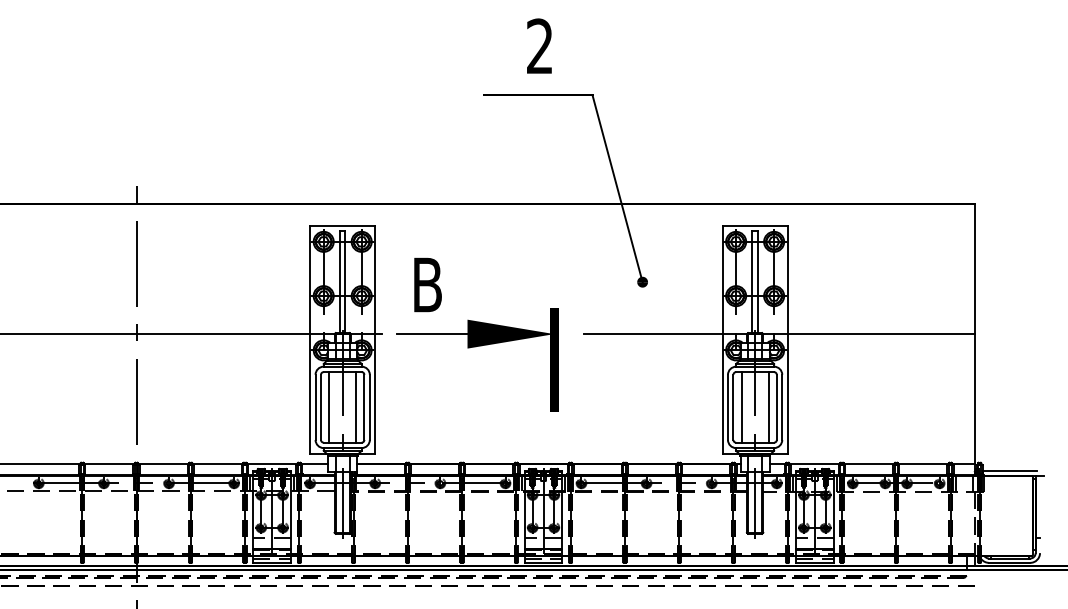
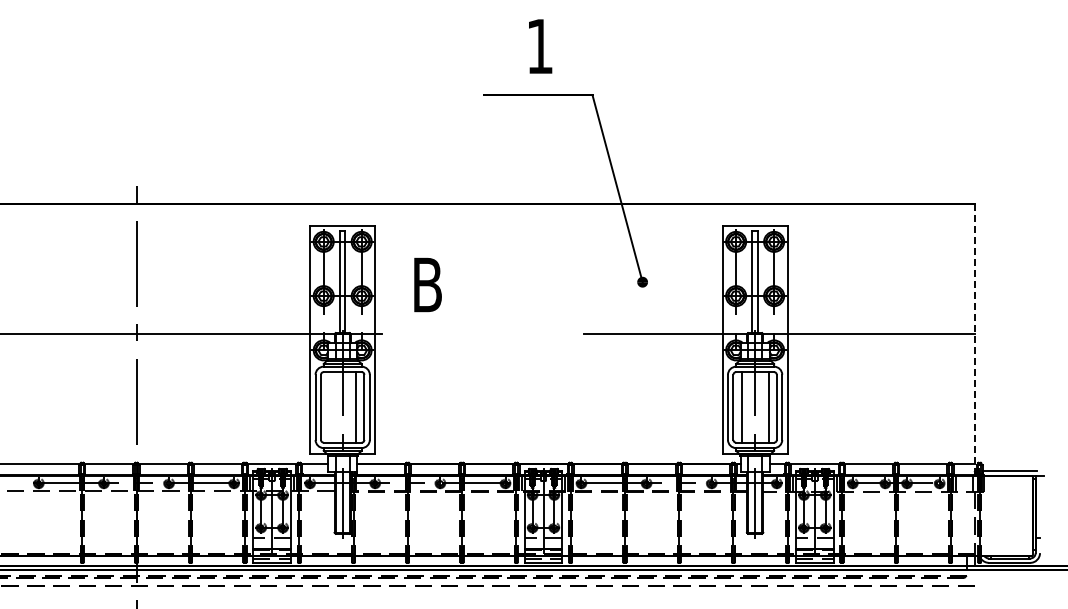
text: 2 -> 1 (539, 45)
line: solid -> dashed (974, 339)
part: present -> none (475, 347)
line: present -> none (329, 407)
